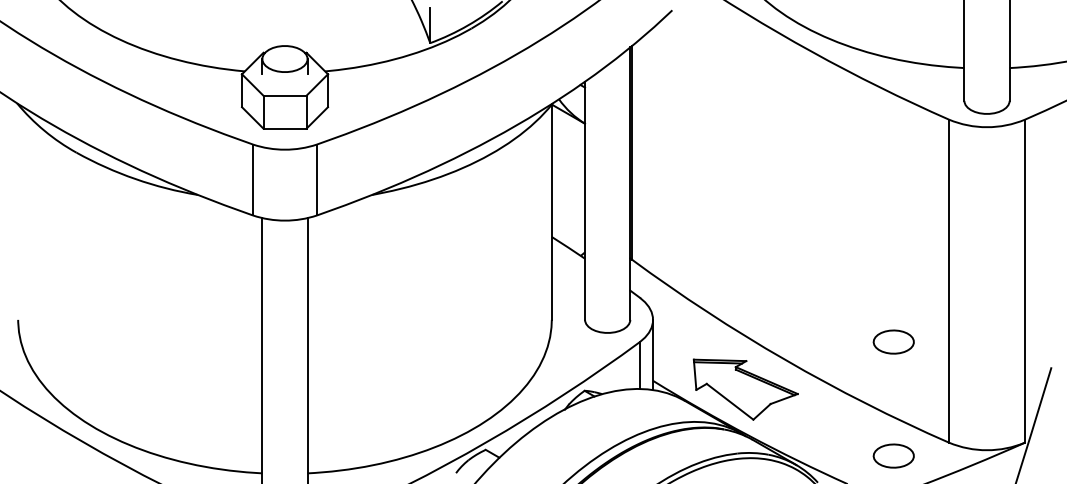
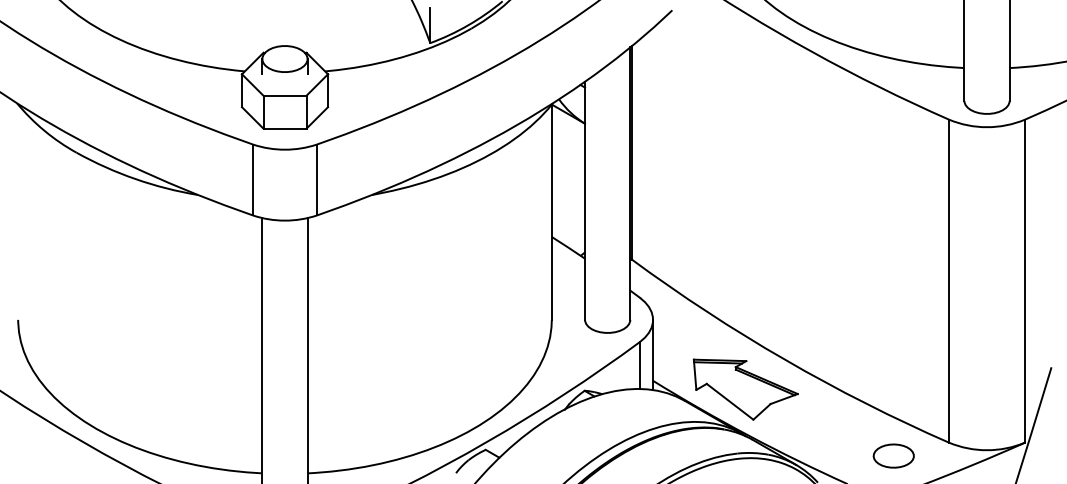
part: present -> none (893, 341)
